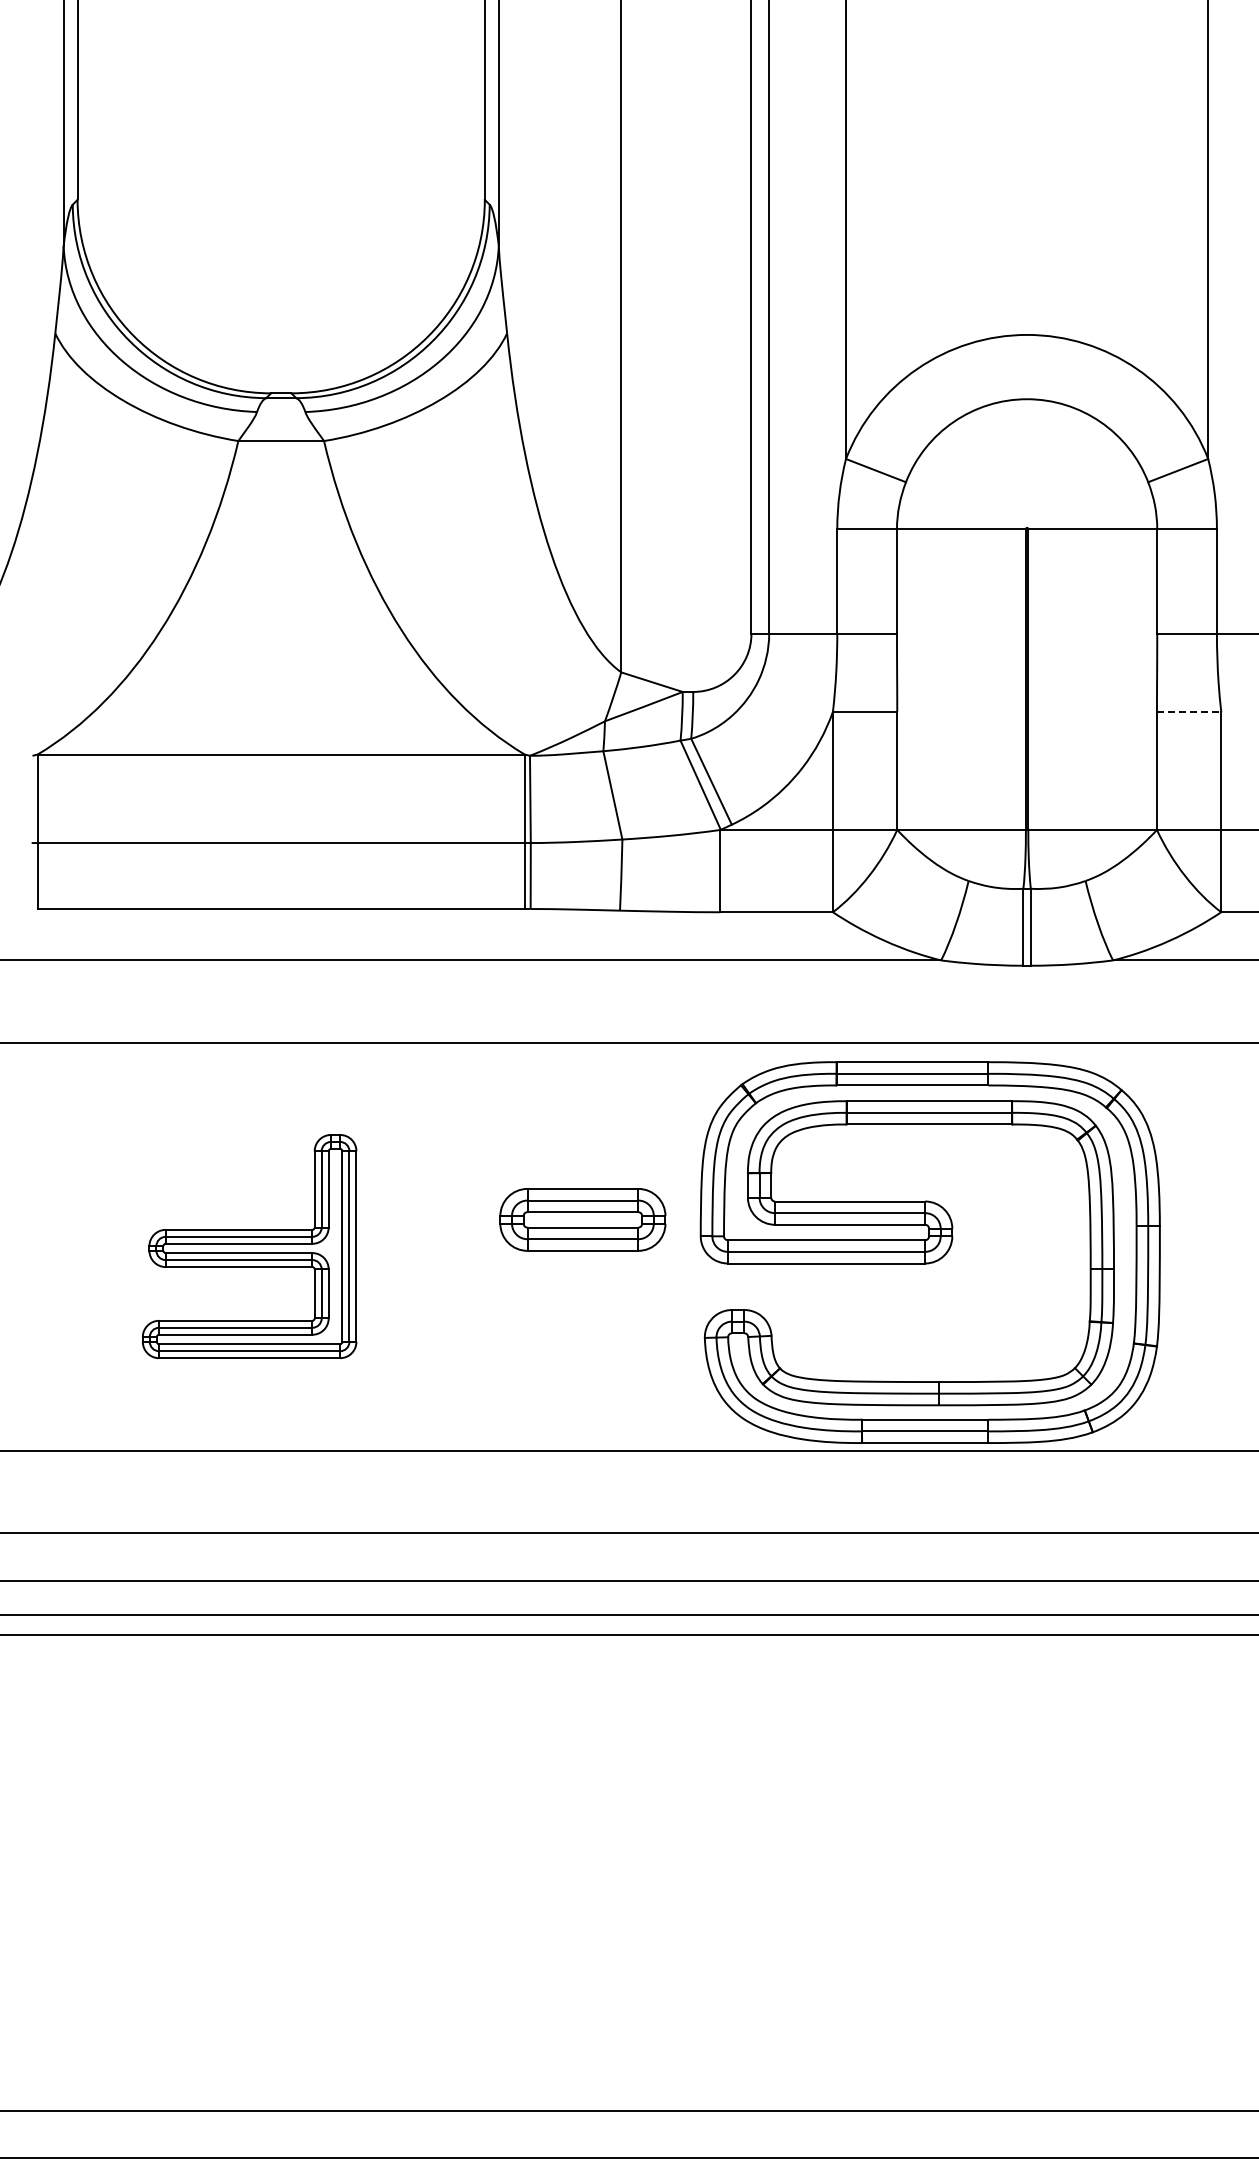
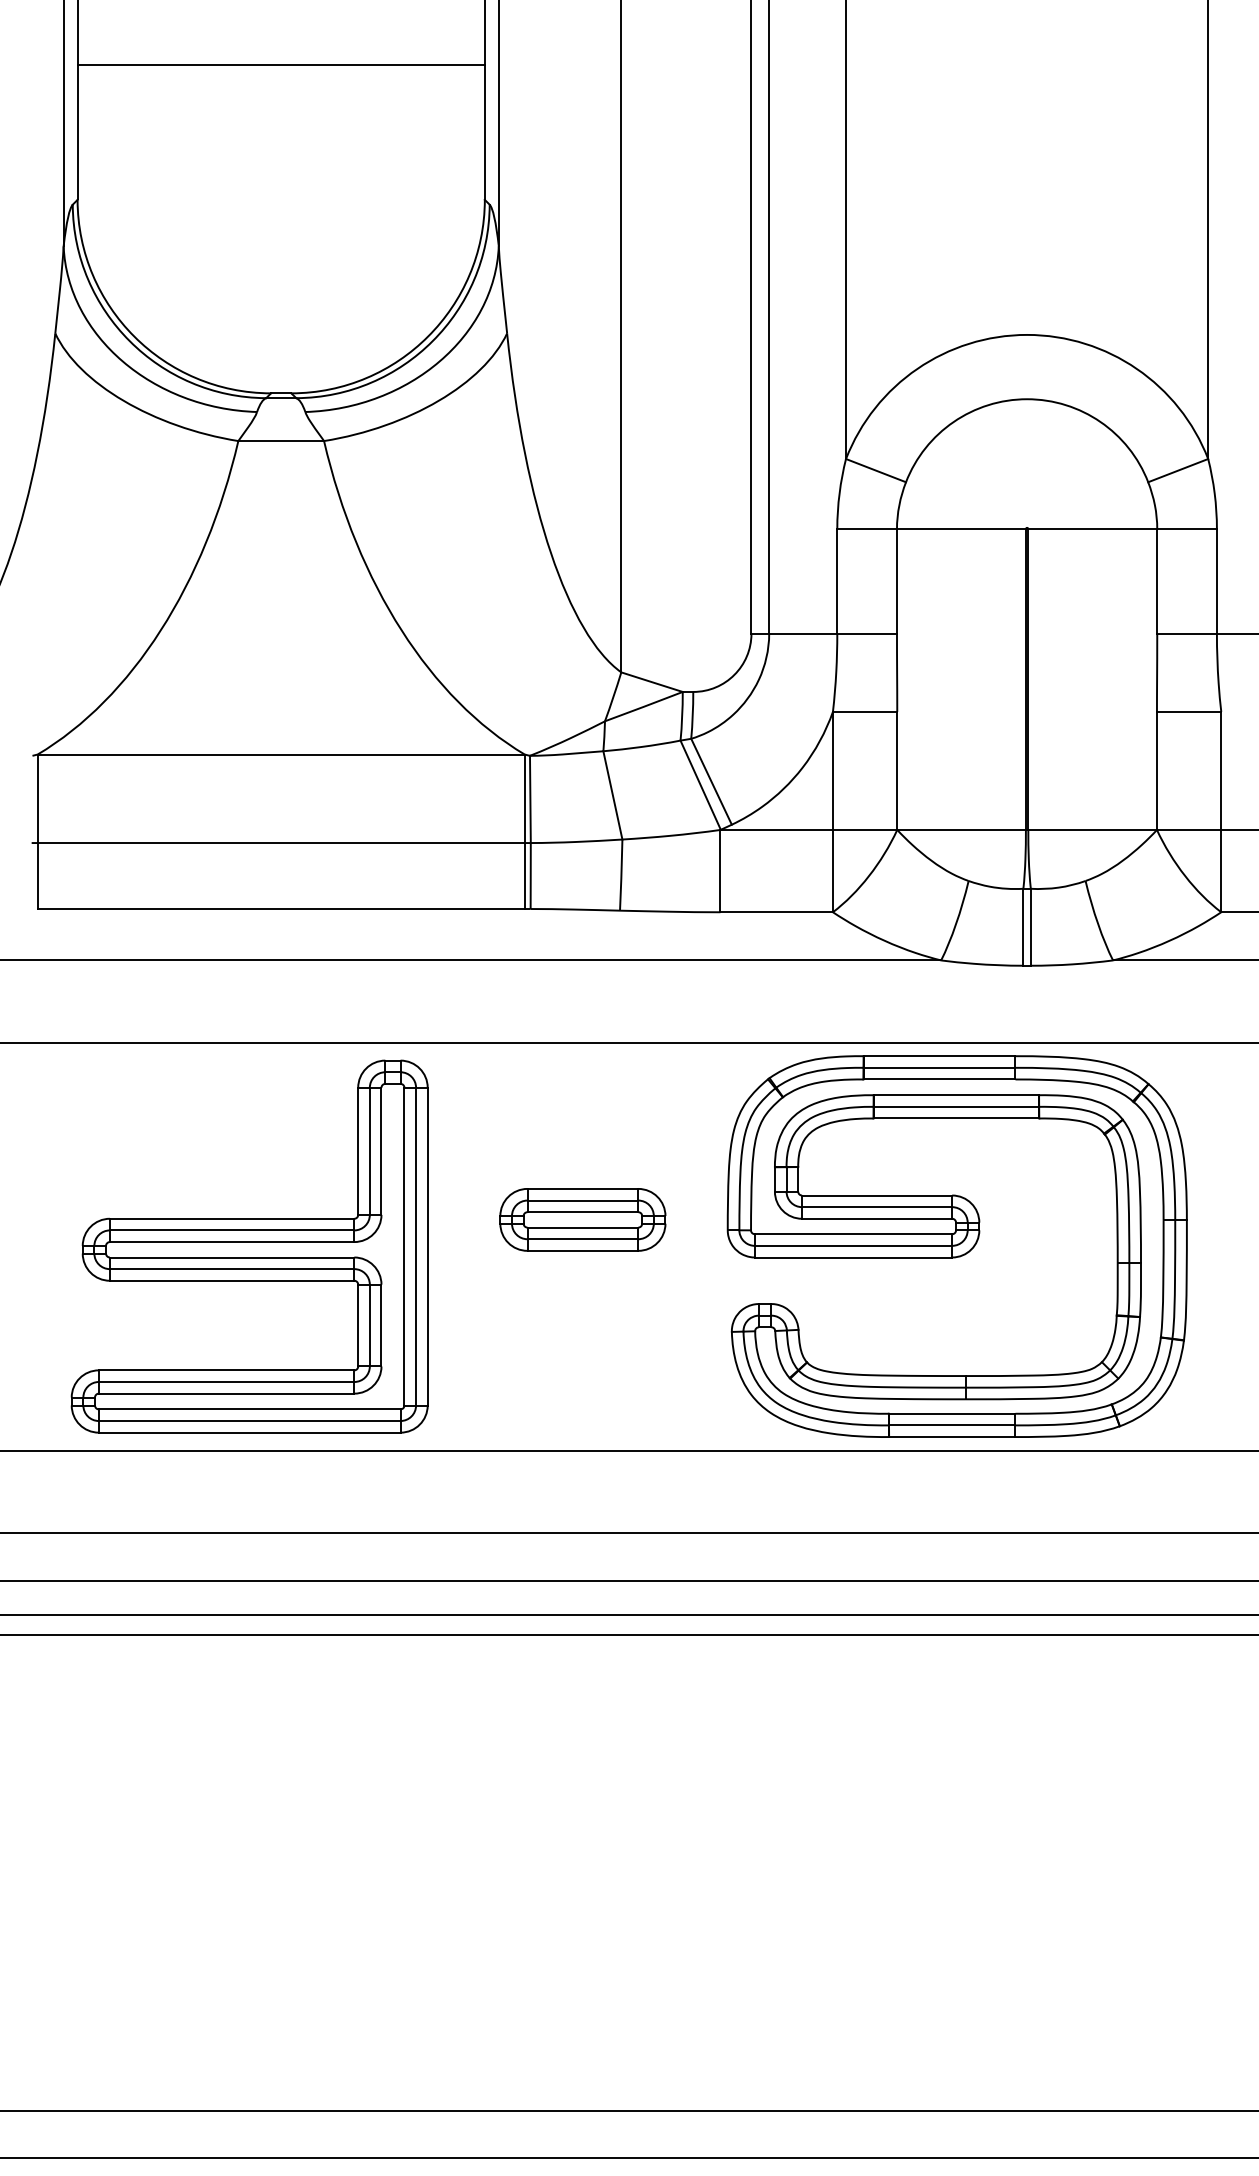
line: none -> present (280, 65)
line: dashed -> solid (1189, 711)
part size: 216x226 px -> 359x375 px (249, 1246)
part position: (929, 1252) -> (956, 1246) (956, 1246)
